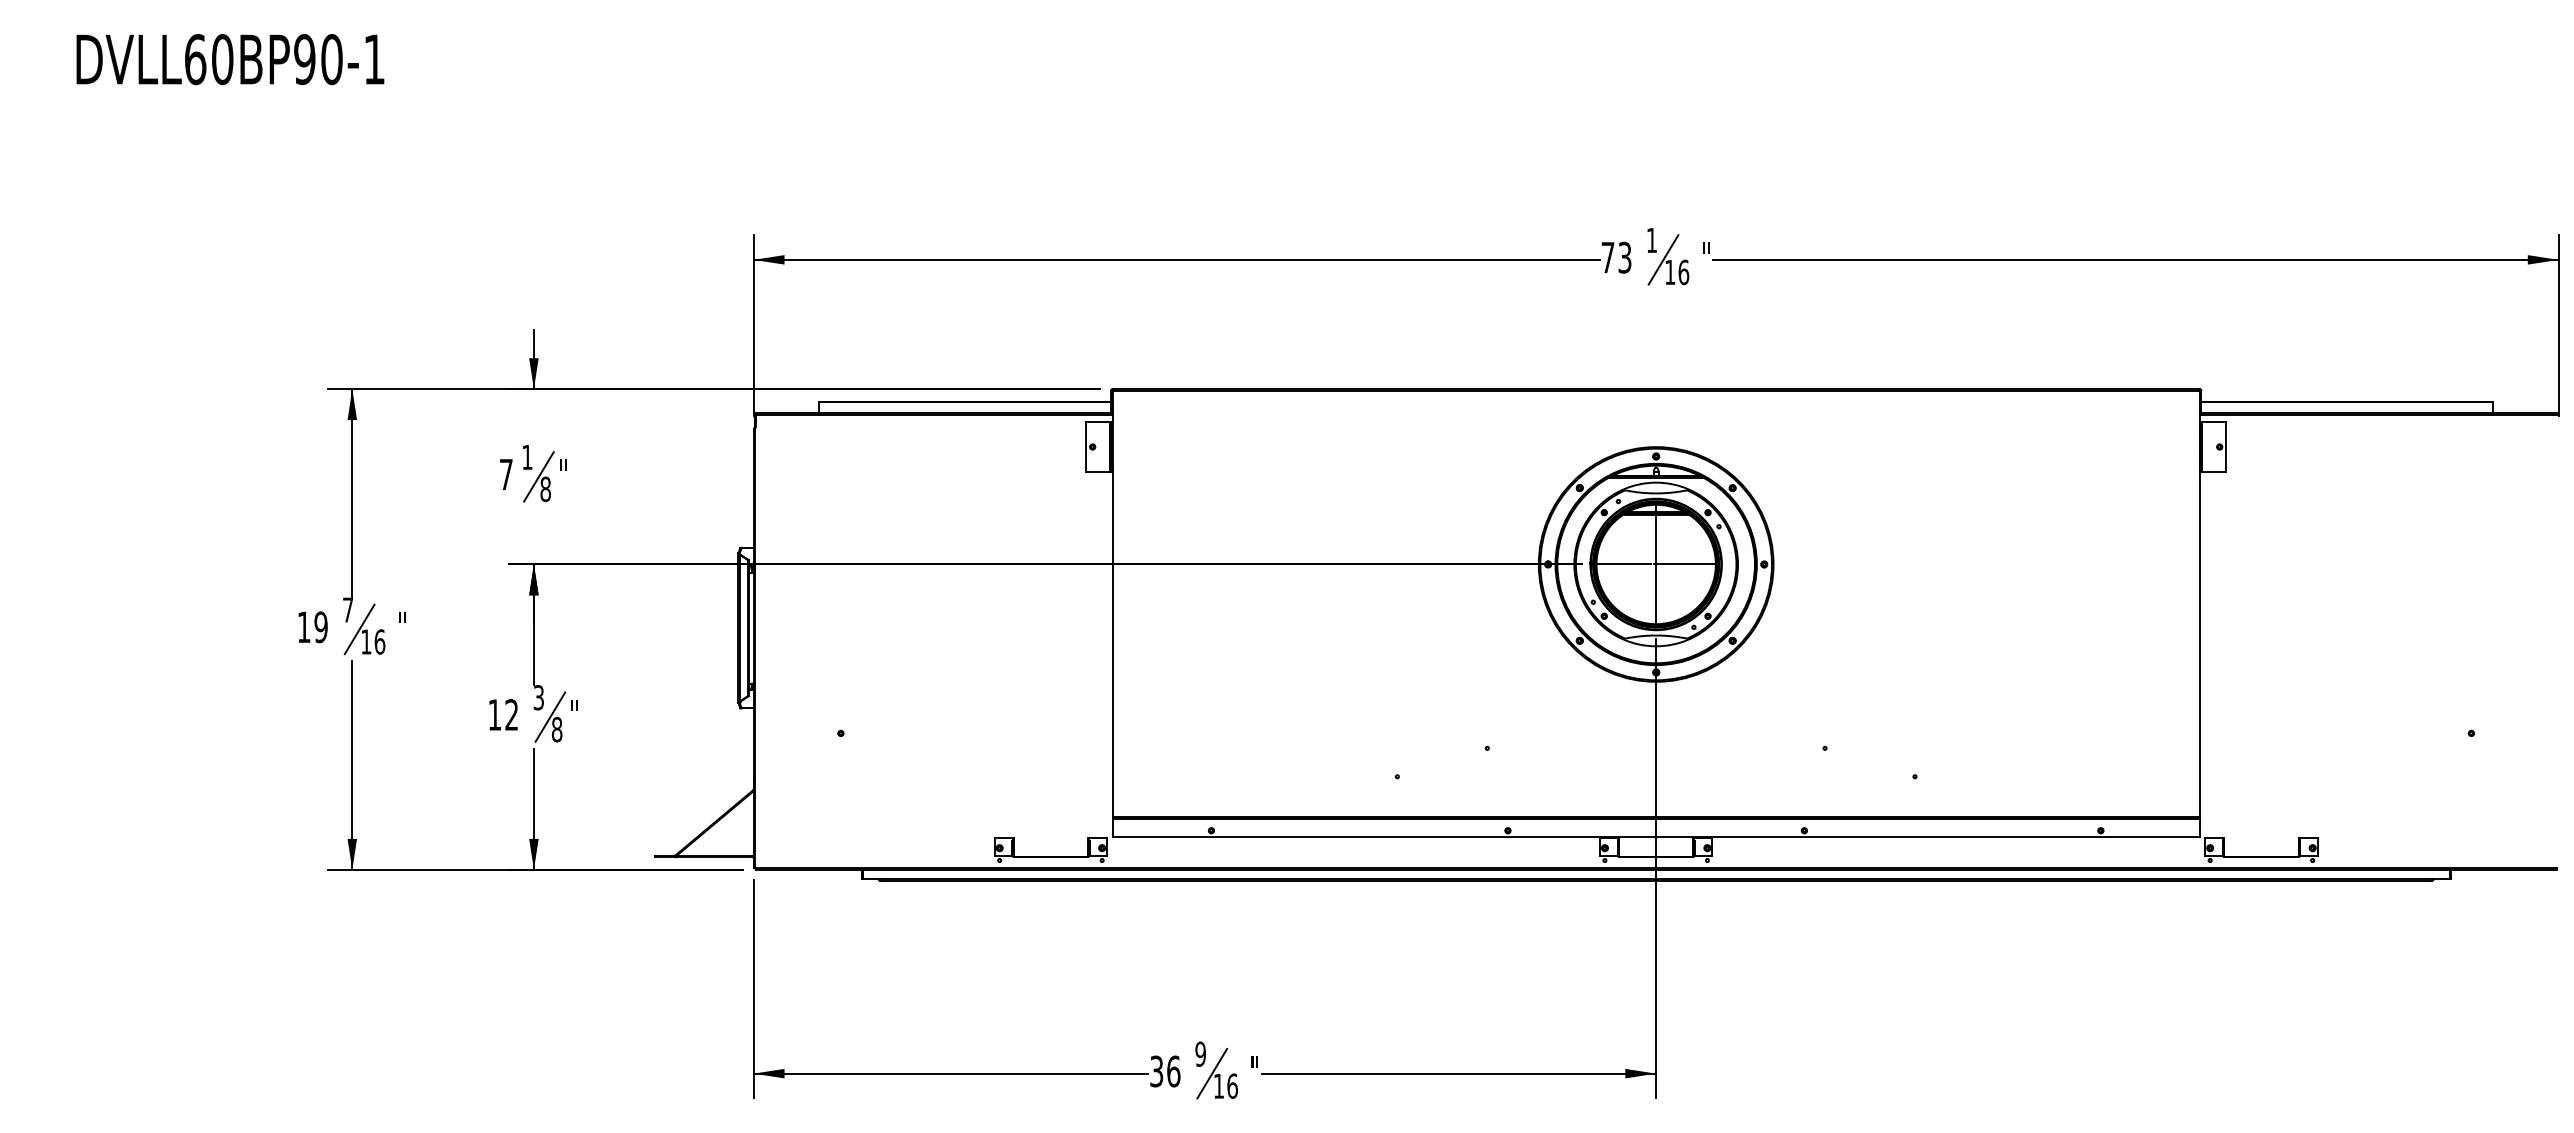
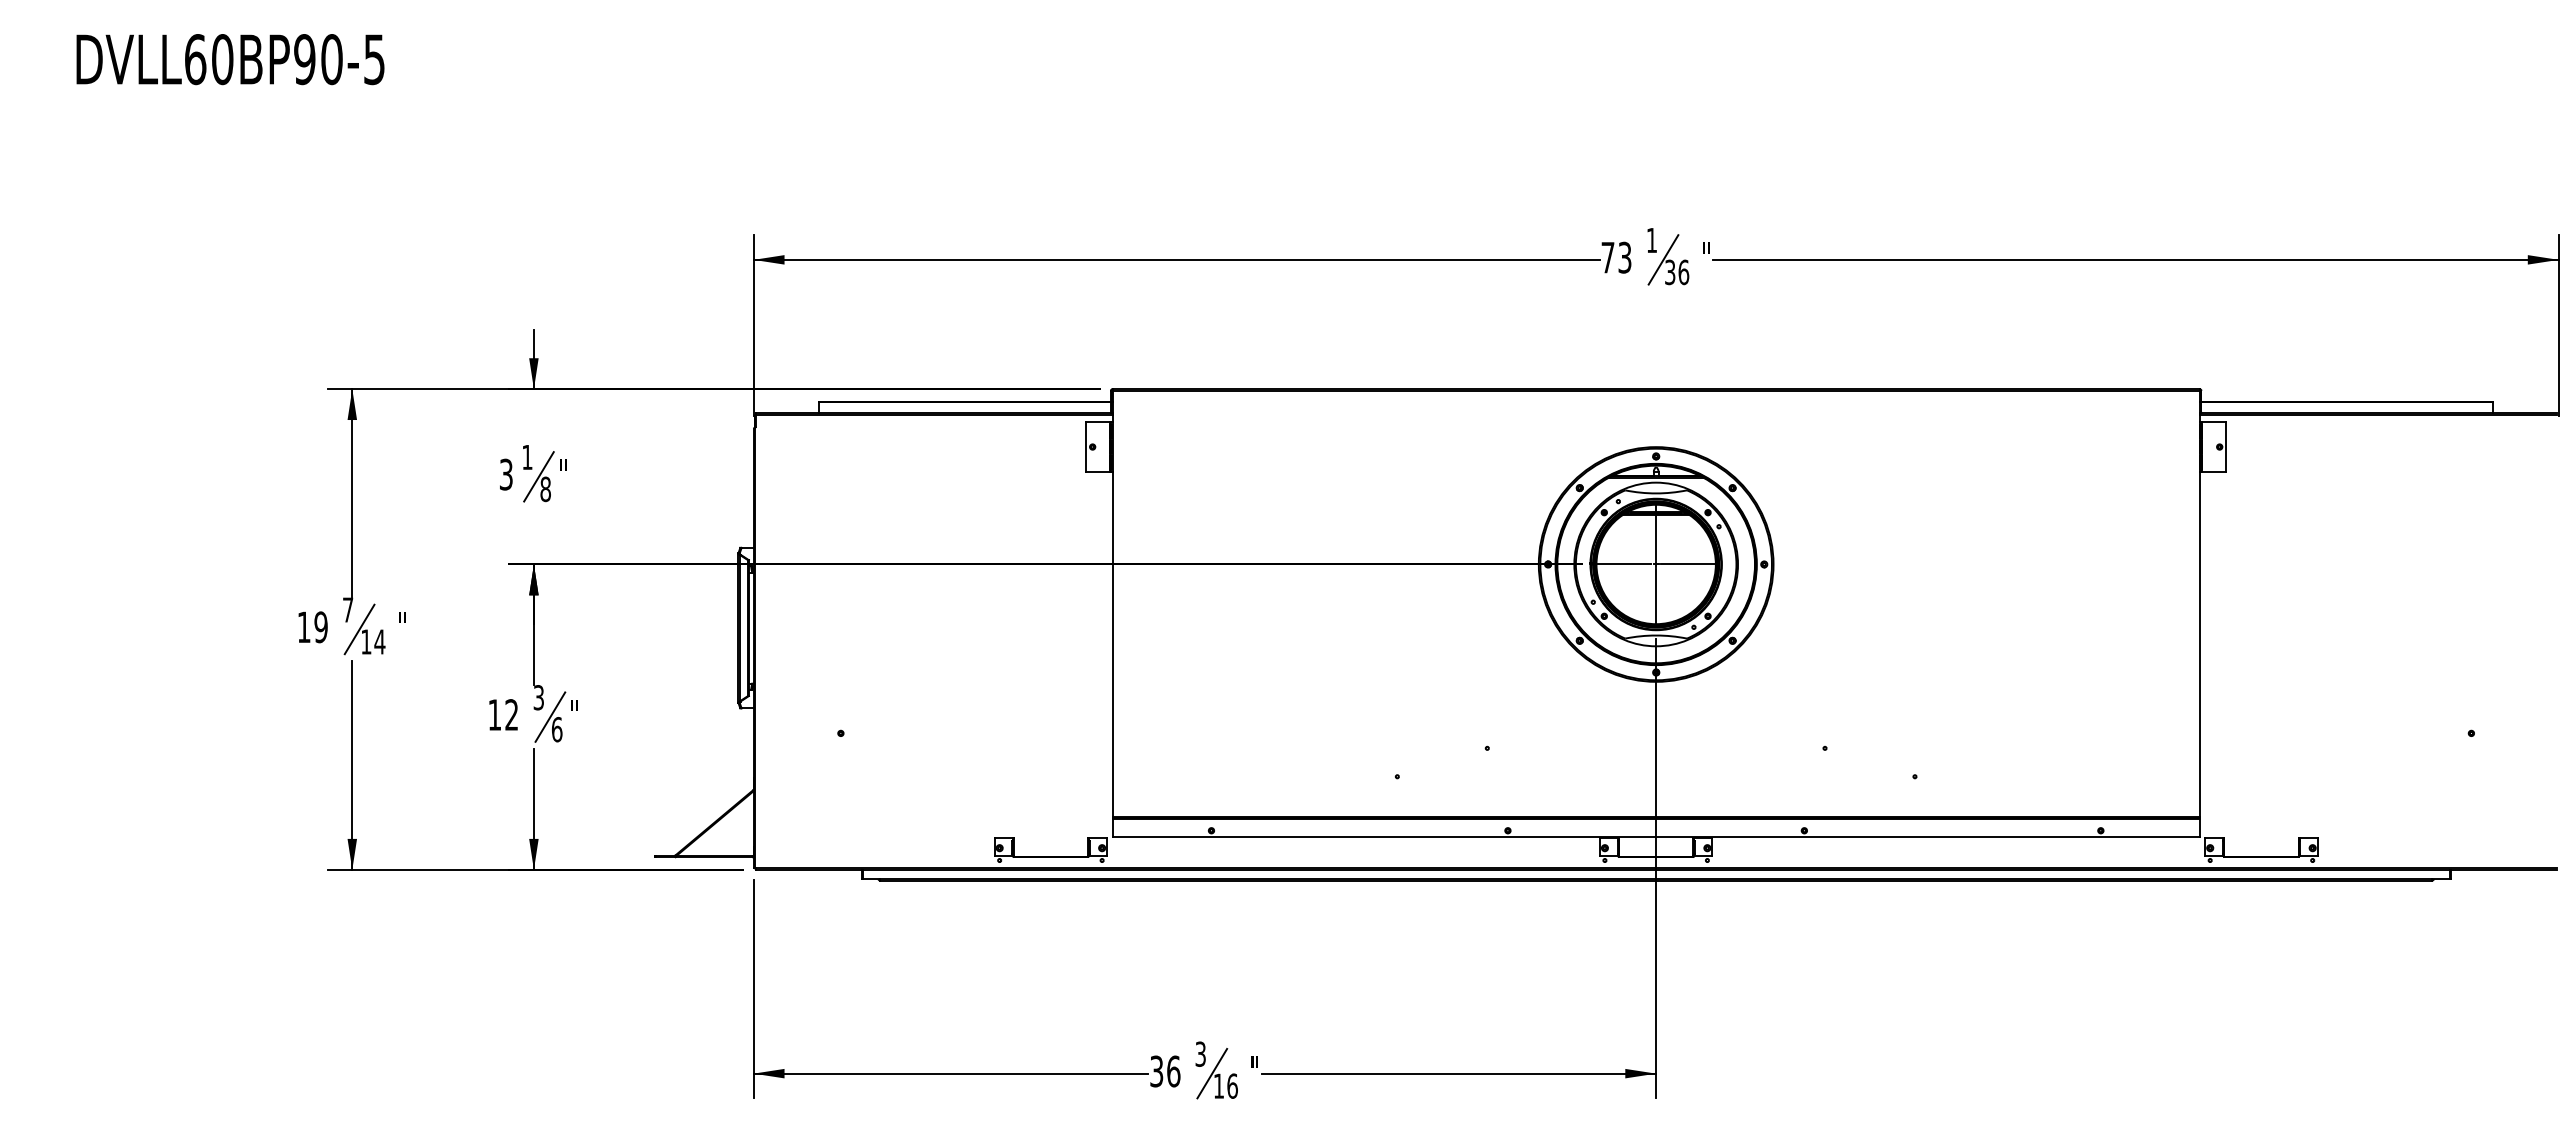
text: DVLL60BP90-1 -> DVLL60BP90-5 (374, 59)
text: 16 -> 36 (1670, 272)
text: 7 -> 3 (506, 474)
text: 16 -> 14 (379, 641)
text: 8 -> 6 (556, 729)
text: 9 -> 3 (1200, 1053)
